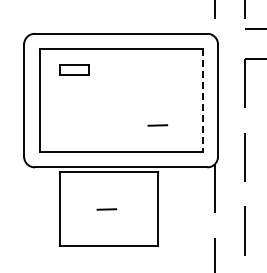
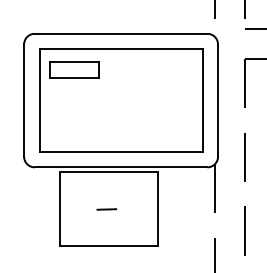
part size: 31x12 px -> 51x18 px (74, 69)
line: dashed -> solid (202, 101)
line: present -> none (157, 125)
